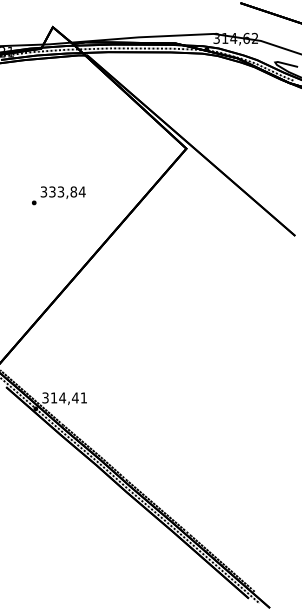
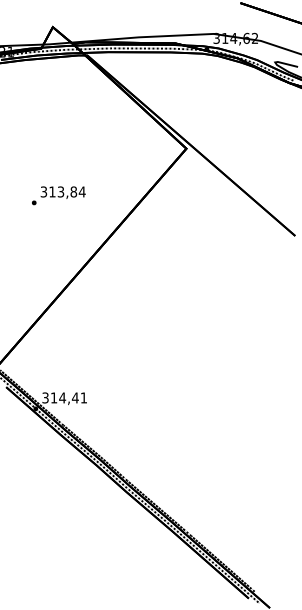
text: 333,84 -> 313,84 (52, 191)
